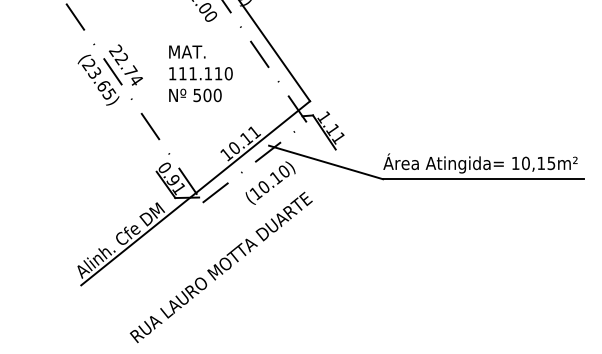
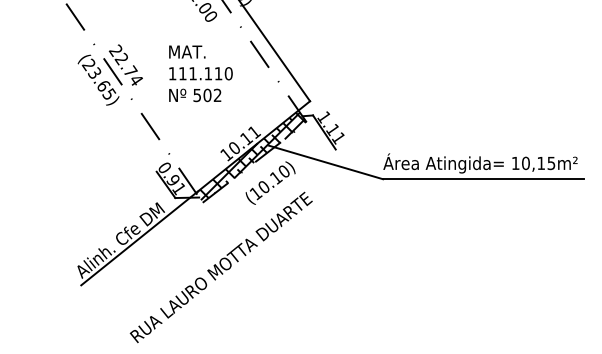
text: 500 -> 502 (217, 95)
hatch: none -> present (251, 156)
